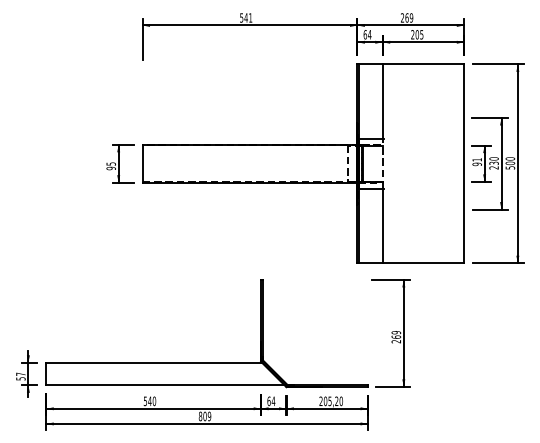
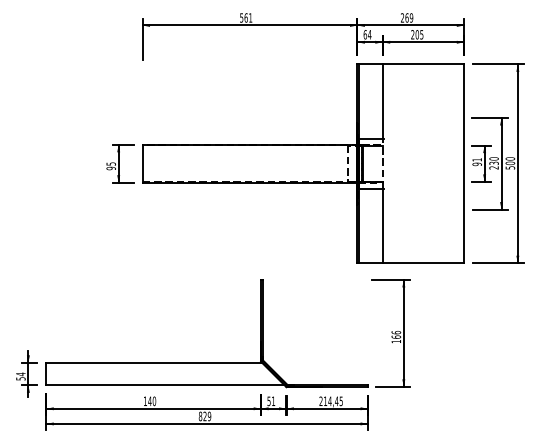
text: 541 -> 561 (245, 17)
text: 269 -> 166 (396, 337)
text: 57 -> 54 (20, 374)
text: 540 -> 140 (144, 400)
text: 64 -> 51 (271, 401)
text: 205,20 -> 214,45 (332, 401)
text: 809 -> 829 (204, 416)
